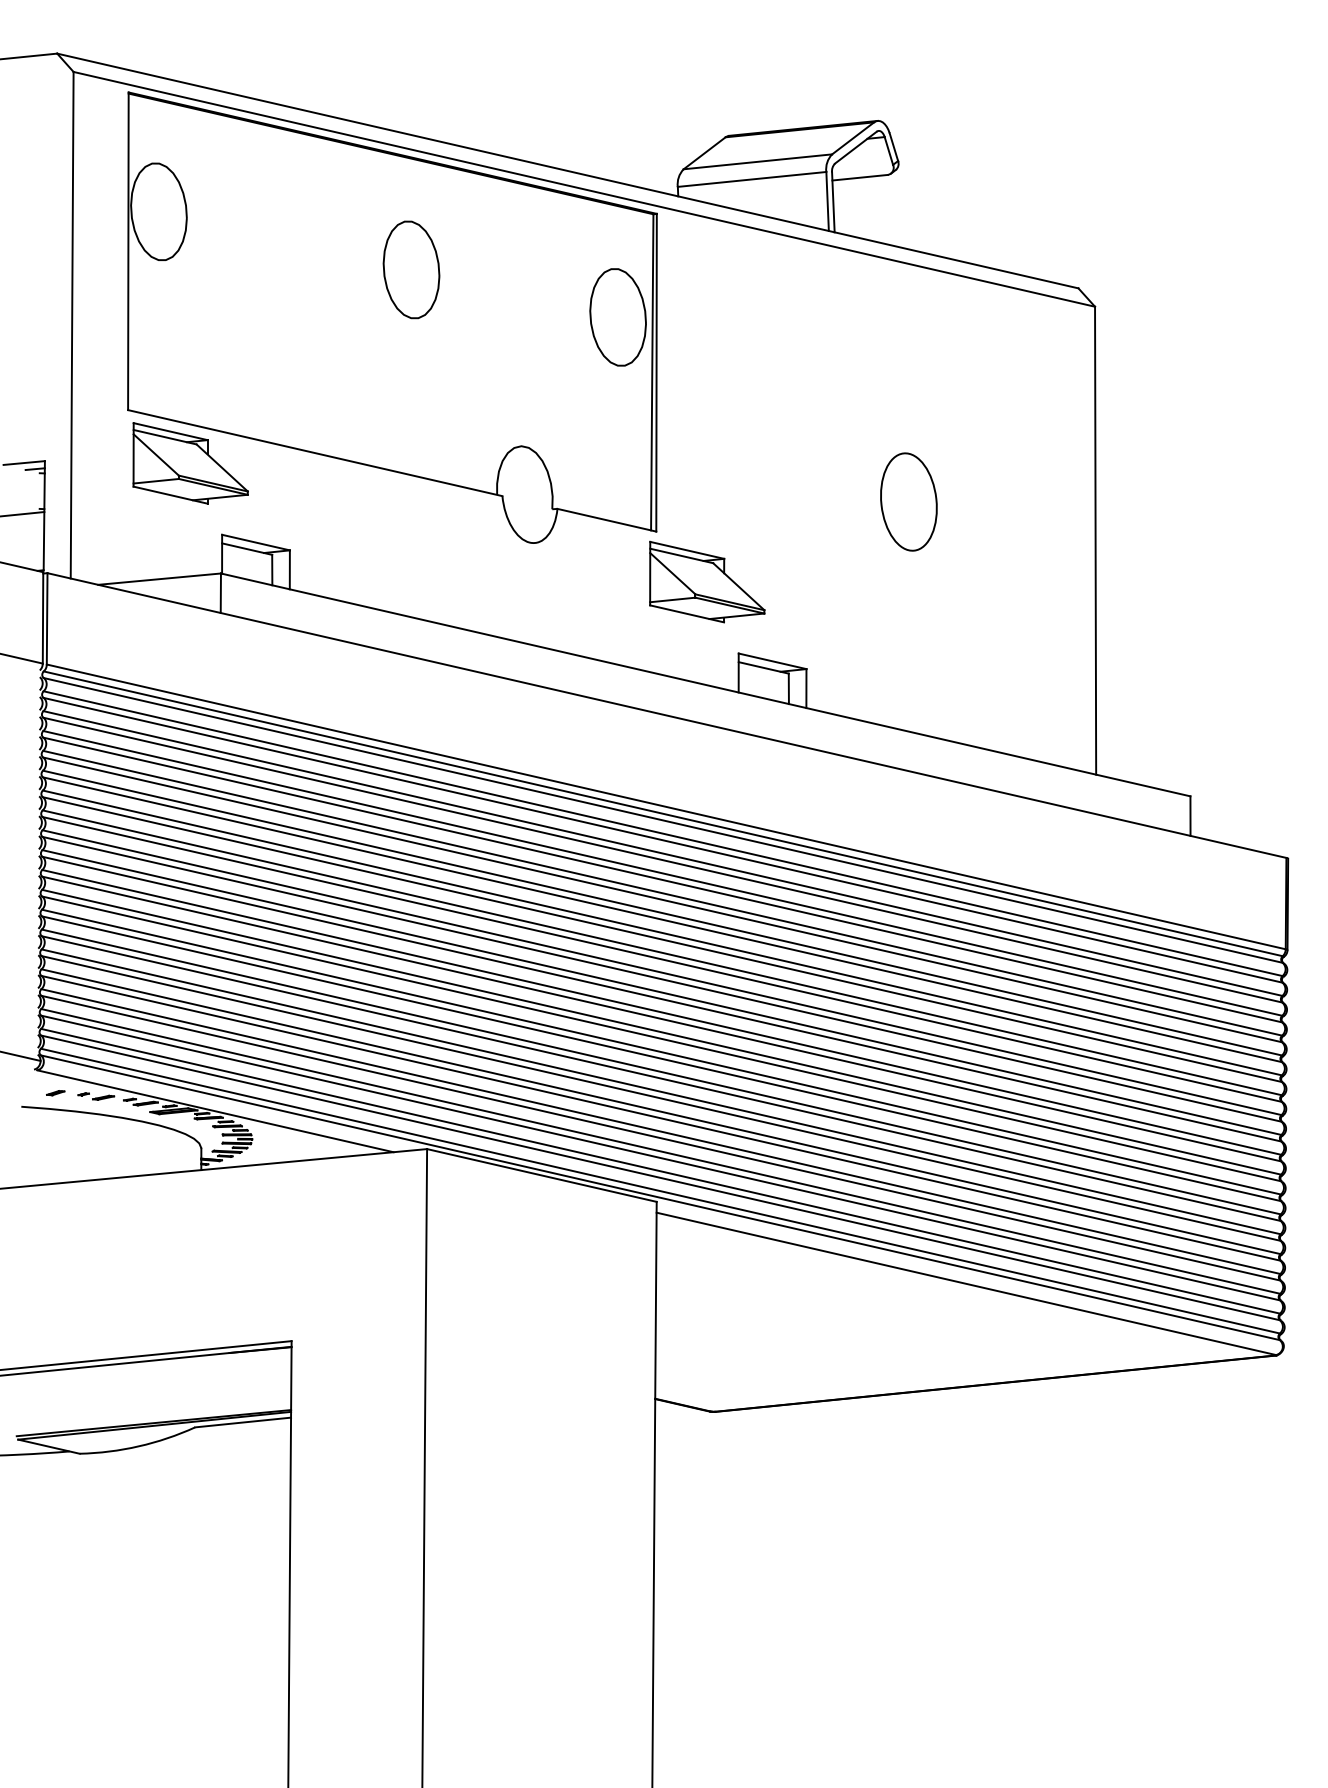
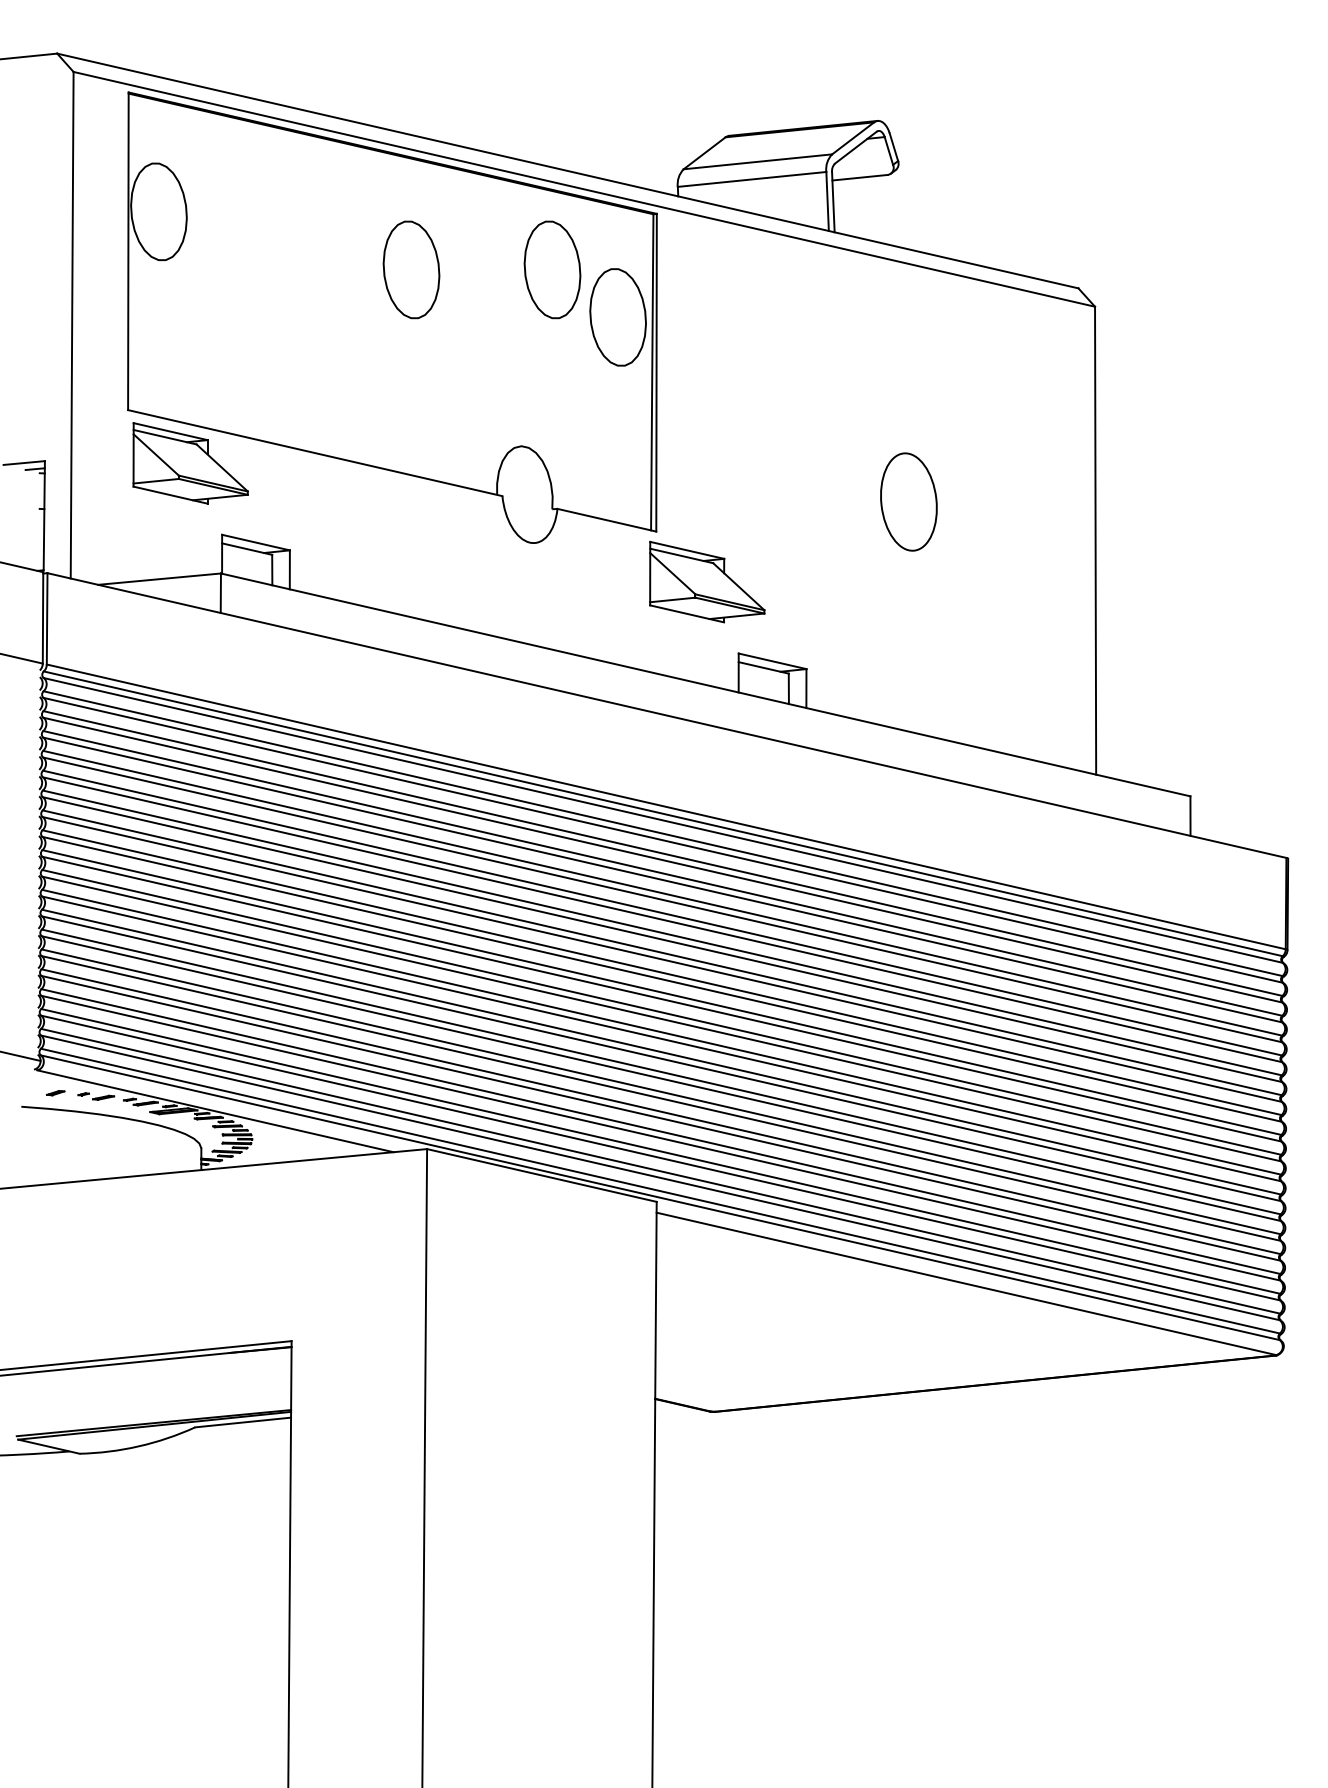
part: none -> present (552, 269)
line: present -> none (23, 514)
